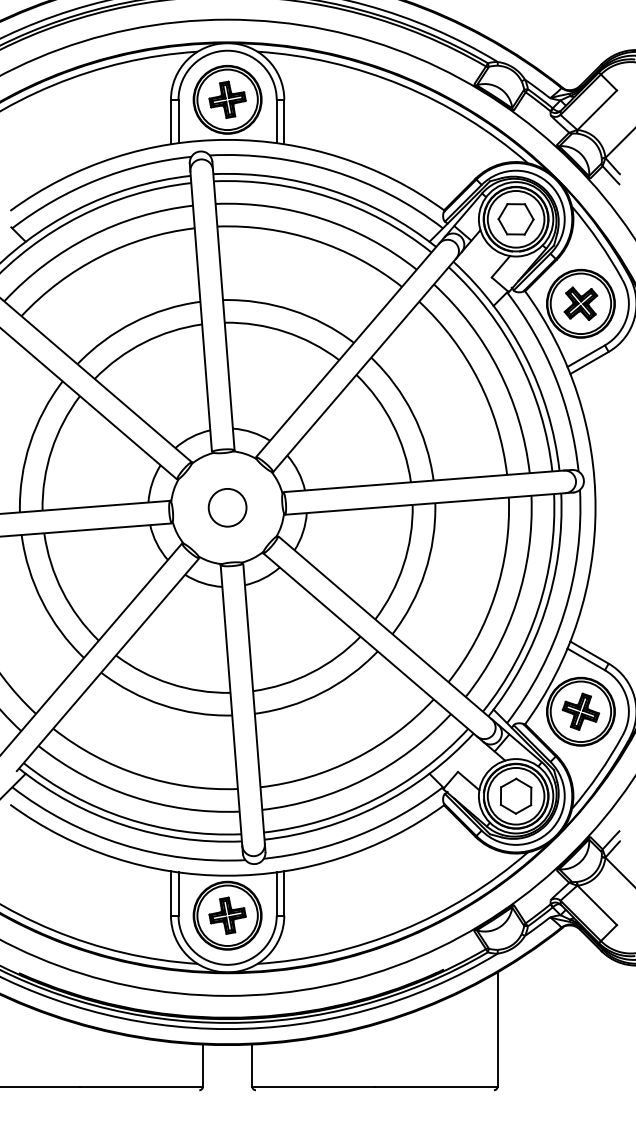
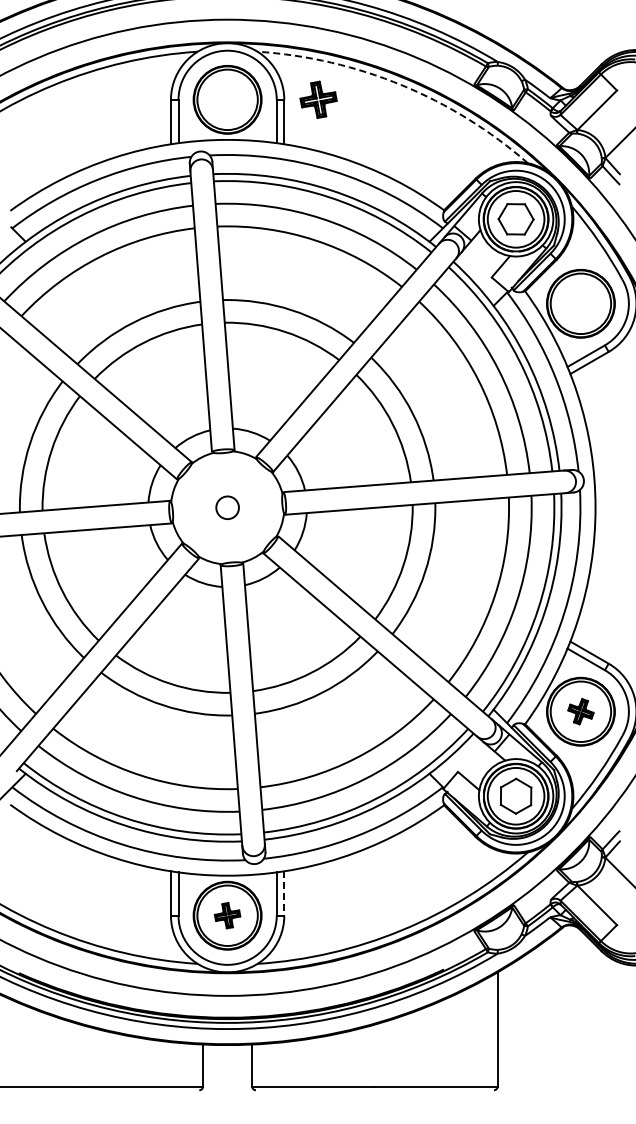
arc: solid -> dashed (401, 85)
part position: (227, 99) -> (318, 99) (318, 99)
part: present -> none (580, 303)
circle diameter: 38 px -> 23 px (227, 507)
part size: 40x39 px -> 28x28 px (580, 711)
line: solid -> dashed (284, 894)
part size: 39x39 px -> 29x29 px (227, 915)
